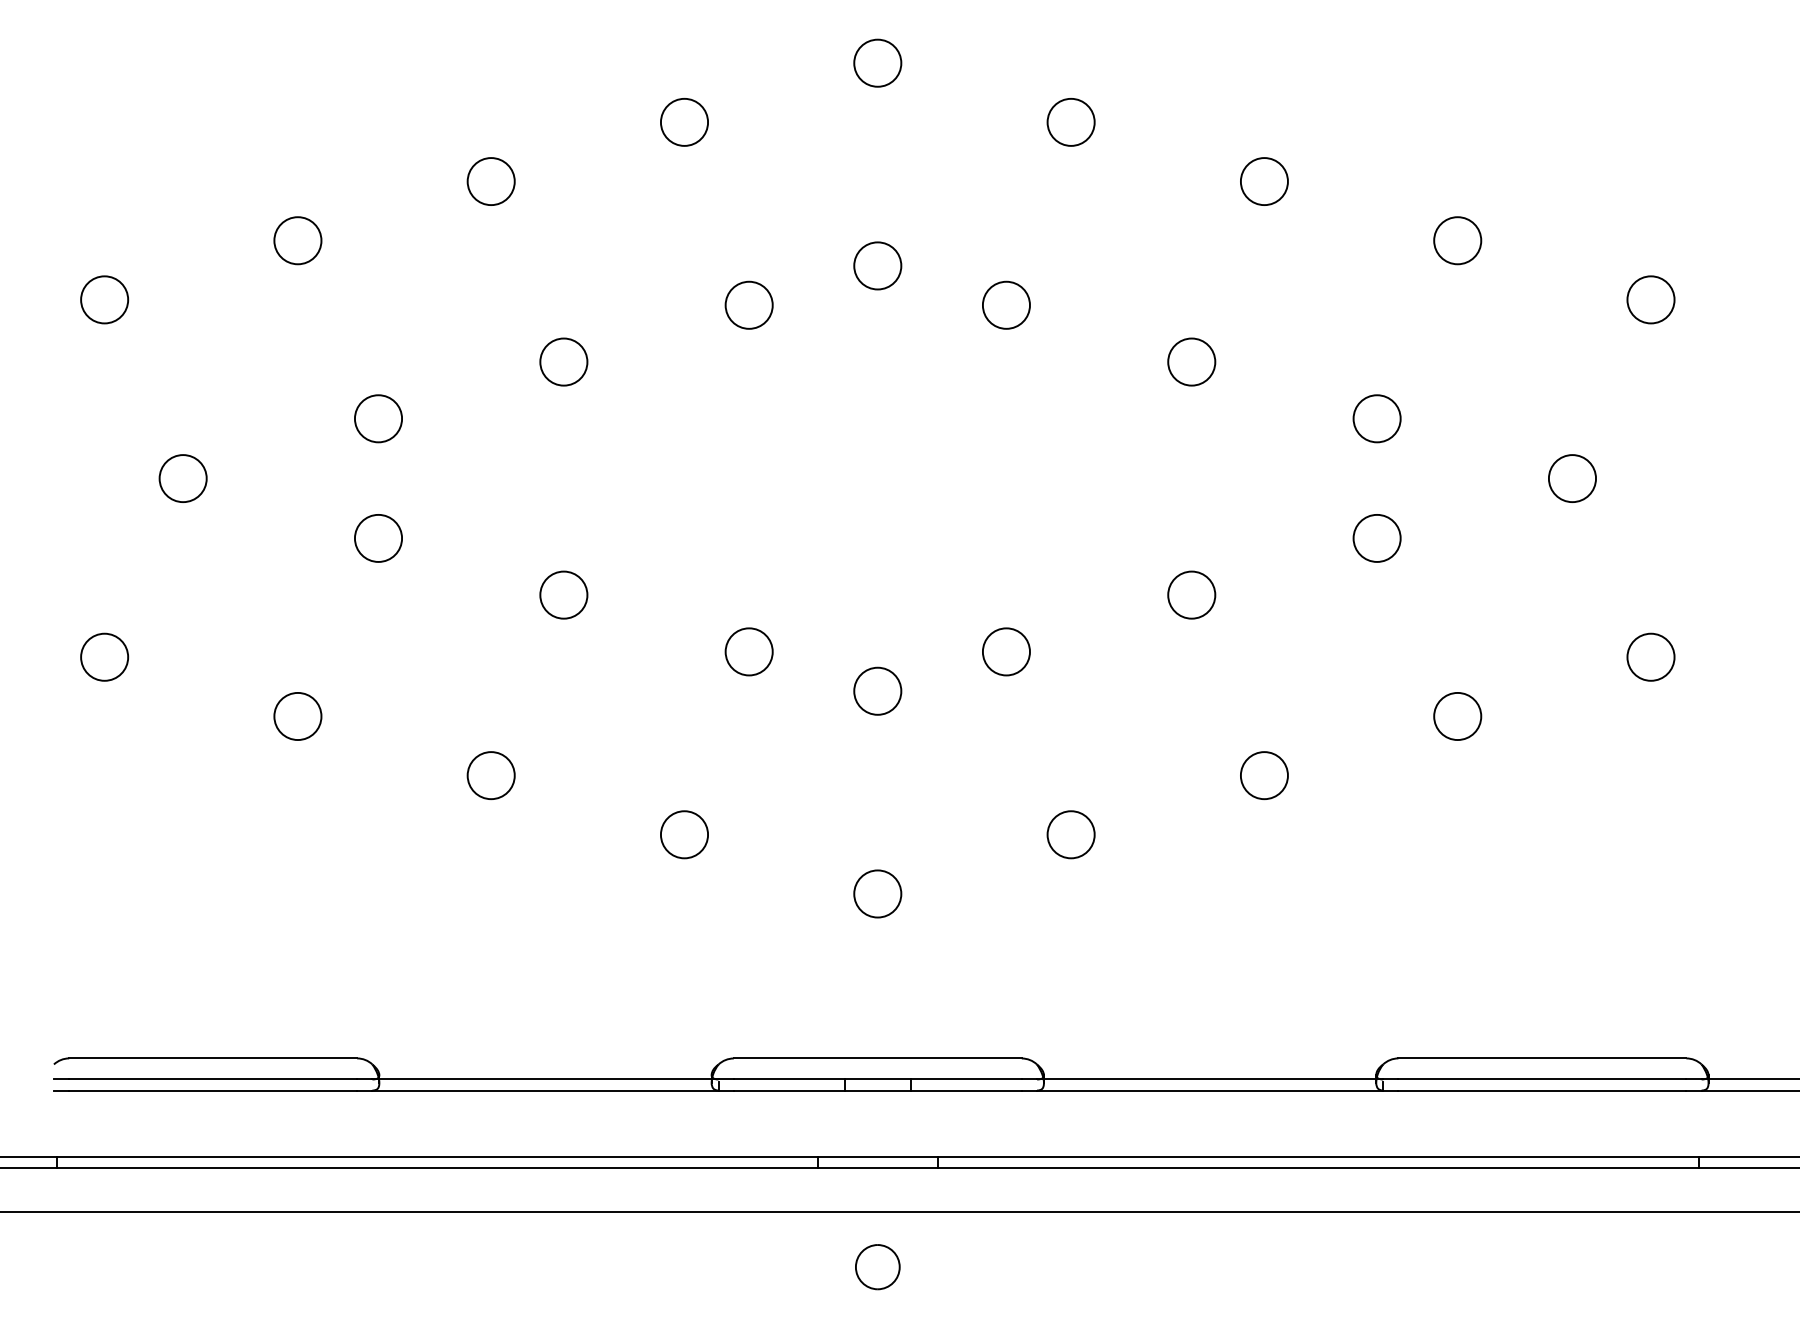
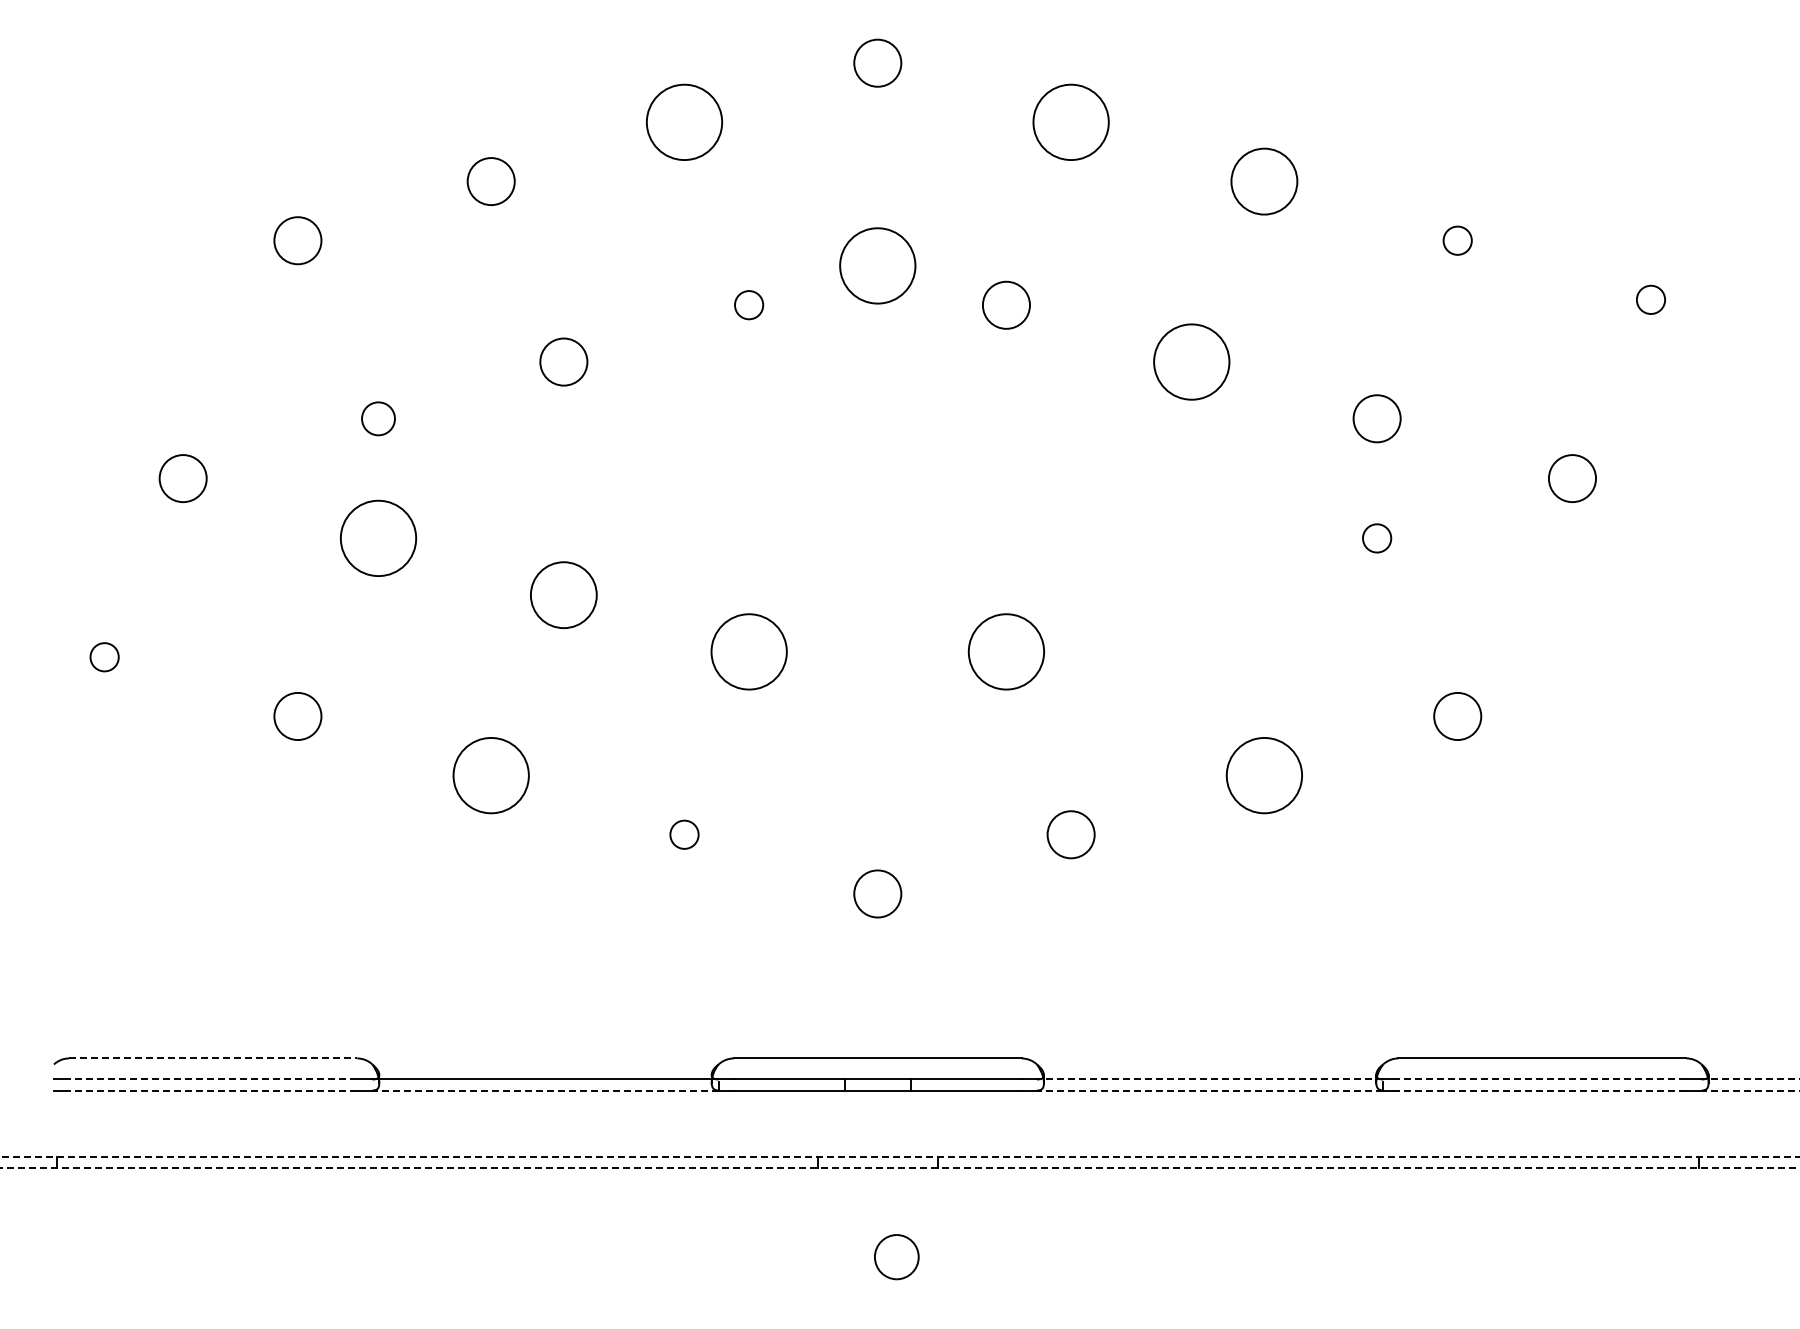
circle diameter: 47 px -> 75 px (684, 122)
circle diameter: 47 px -> 75 px (1070, 122)
circle size: 49x49 px -> 69x69 px (1264, 181)
circle diameter: 47 px -> 28 px (1457, 240)
circle diameter: 47 px -> 75 px (877, 265)
circle: present -> none (104, 299)
circle diameter: 47 px -> 28 px (1650, 299)
circle size: 50x50 px -> 31x31 px (749, 305)
circle diameter: 47 px -> 75 px (1191, 361)
circle size: 49x50 px -> 35x36 px (378, 418)
circle diameter: 47 px -> 75 px (378, 538)
circle diameter: 47 px -> 28 px (1377, 538)
circle size: 50x50 px -> 68x68 px (563, 594)
circle: present -> none (1191, 594)
circle diameter: 47 px -> 75 px (748, 651)
circle diameter: 47 px -> 75 px (1006, 651)
circle diameter: 47 px -> 28 px (104, 657)
circle: present -> none (1650, 656)
circle: present -> none (877, 690)
circle diameter: 47 px -> 75 px (490, 775)
circle diameter: 47 px -> 75 px (1264, 775)
circle diameter: 47 px -> 28 px (684, 834)
line: solid -> dashed (213, 1058)
line: solid -> dashed (213, 1079)
line: solid -> dashed (1209, 1079)
line: solid -> dashed (1542, 1079)
line: solid -> dashed (1750, 1079)
line: solid -> dashed (213, 1090)
line: solid -> dashed (545, 1090)
line: solid -> dashed (1209, 1090)
line: solid -> dashed (1542, 1090)
line: solid -> dashed (1750, 1090)
line: solid -> dashed (900, 1156)
line: solid -> dashed (900, 1167)
line: present -> none (899, 1211)
part position: (877, 1267) -> (896, 1257) (896, 1257)
